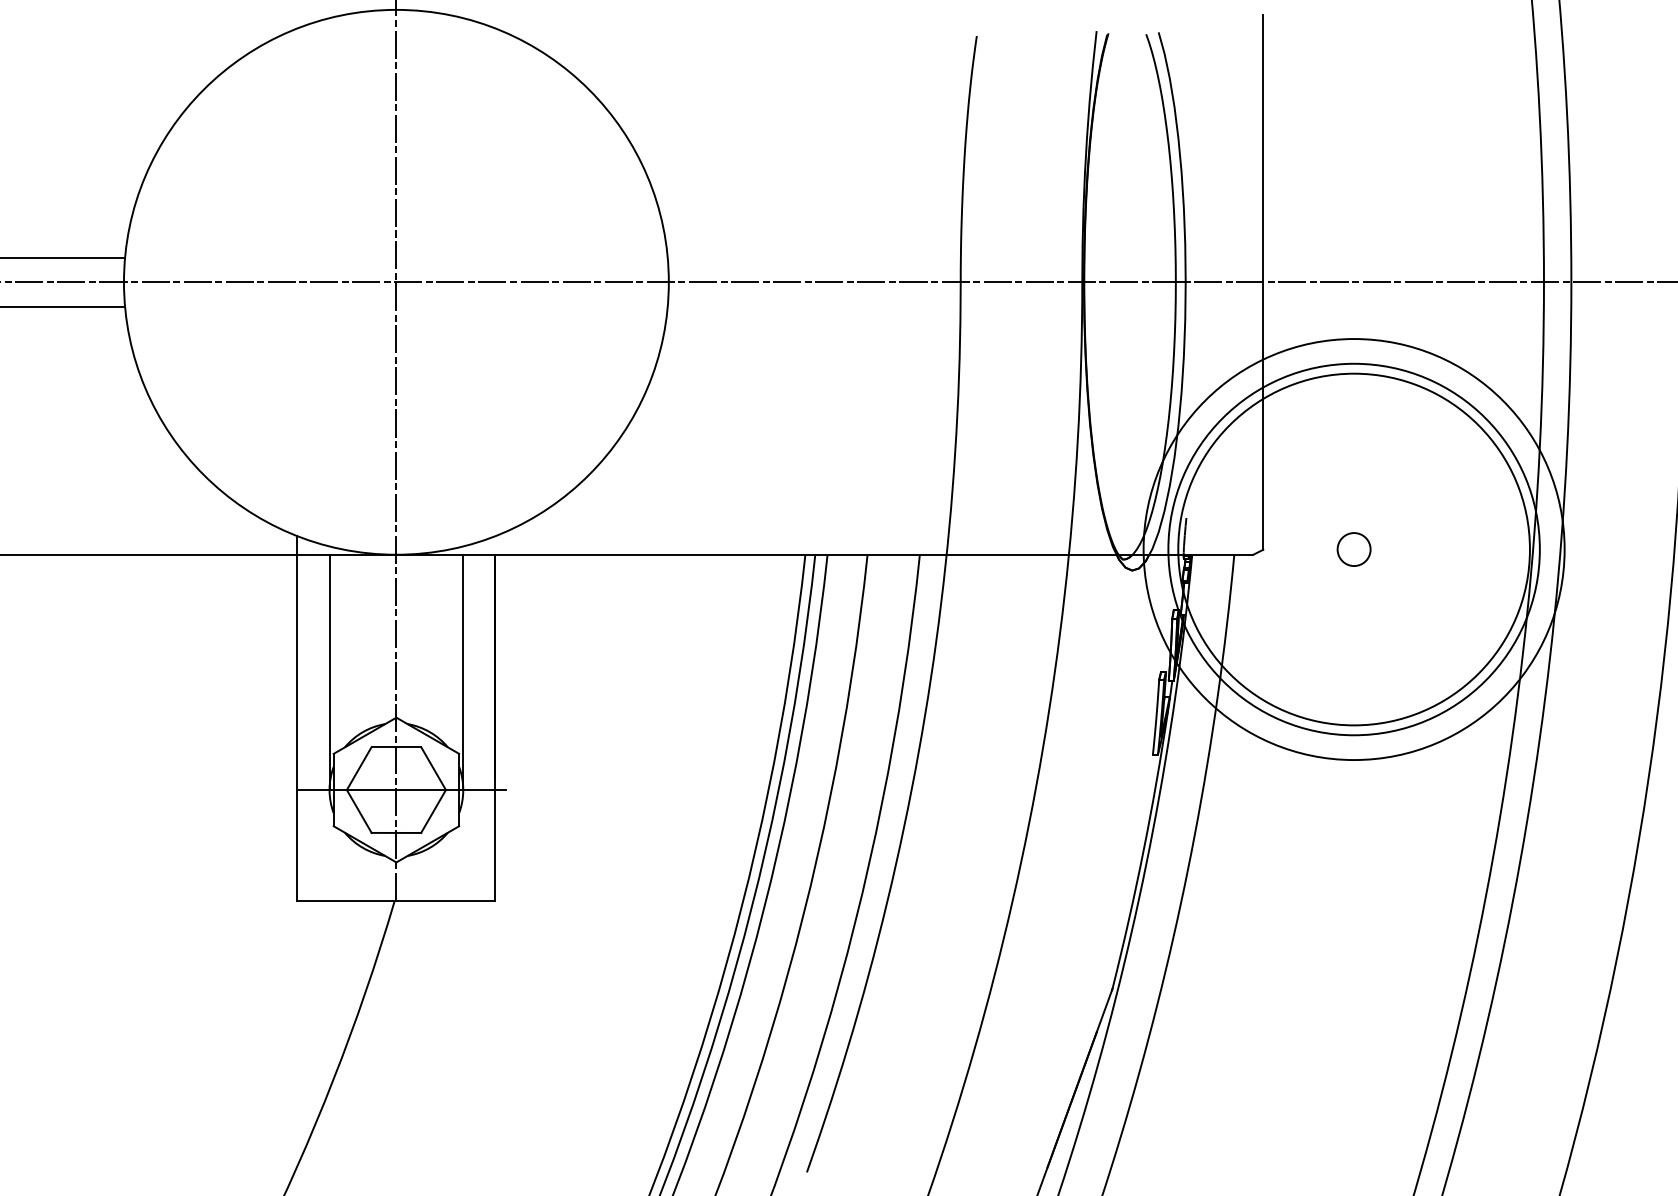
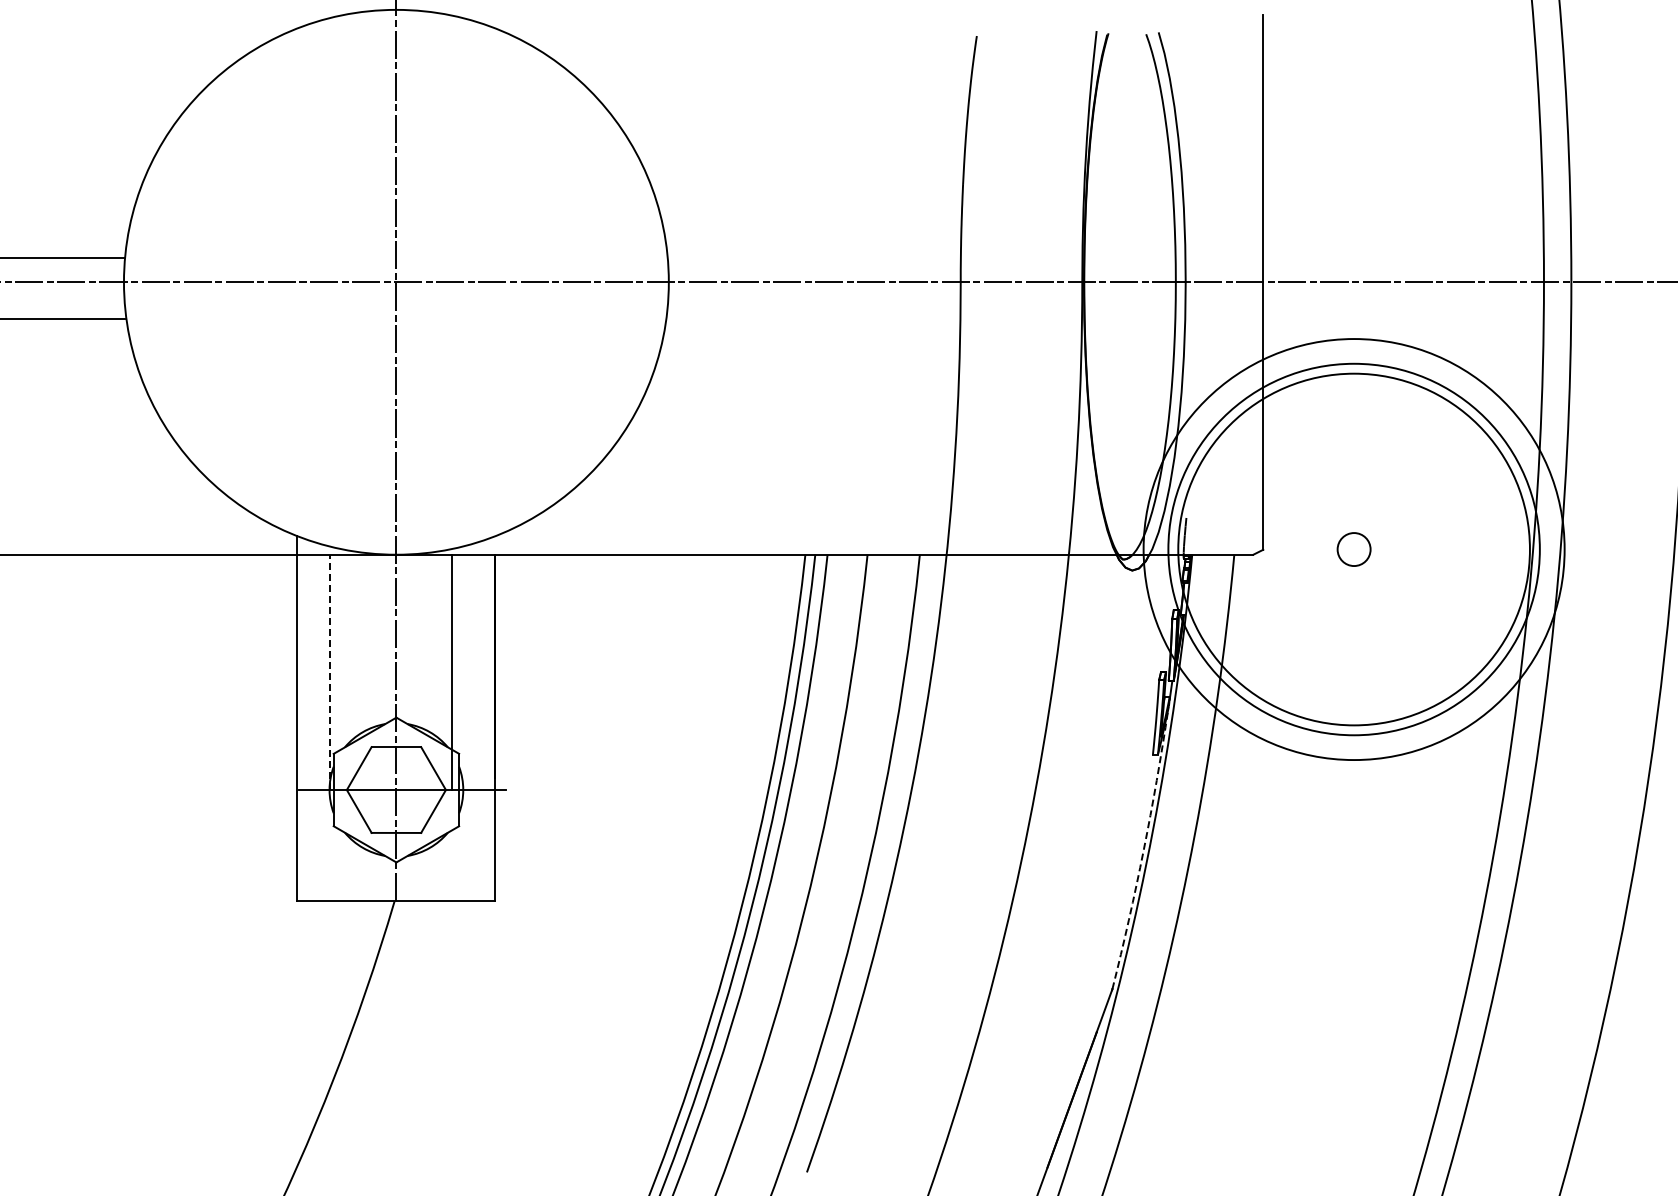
line position: (63, 307) -> (63, 319) (63, 319)
line: solid -> dashed (329, 672)
line position: (463, 672) -> (452, 672) (452, 672)
arc: solid -> dashed (1143, 850)
